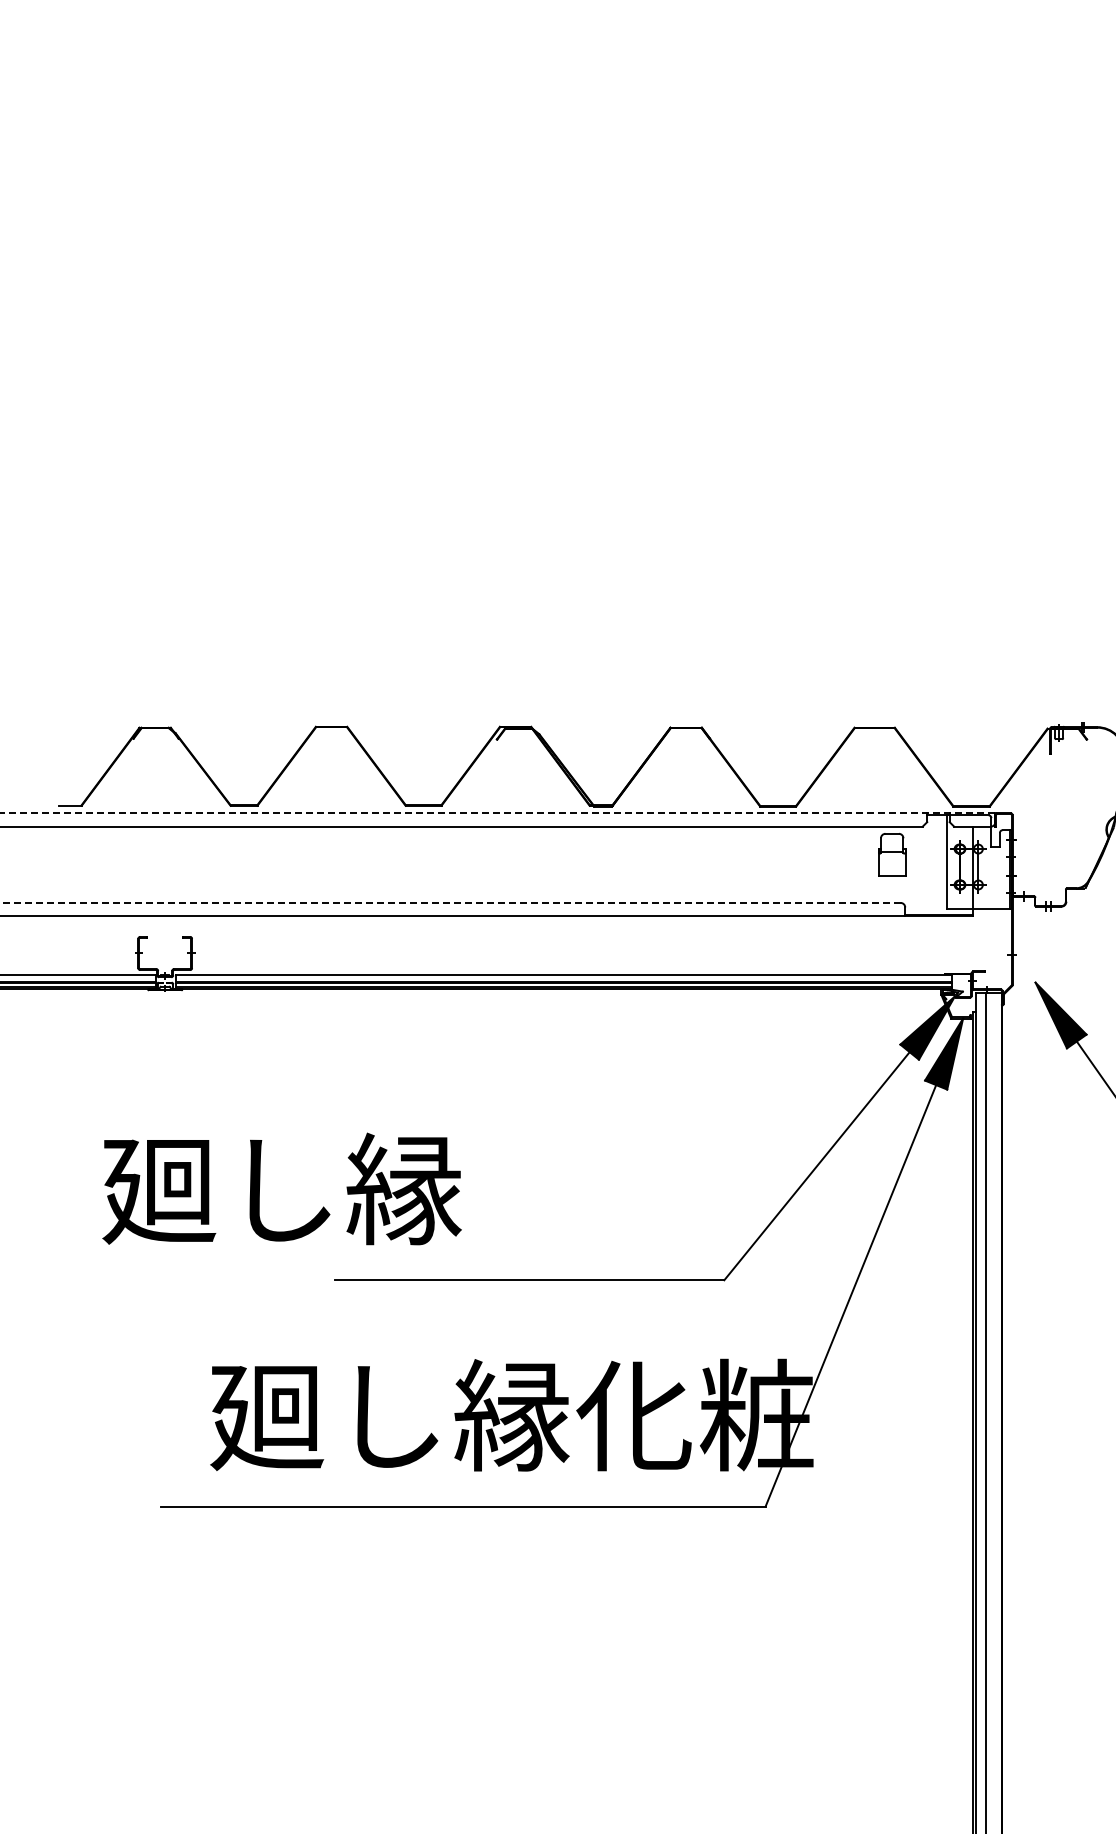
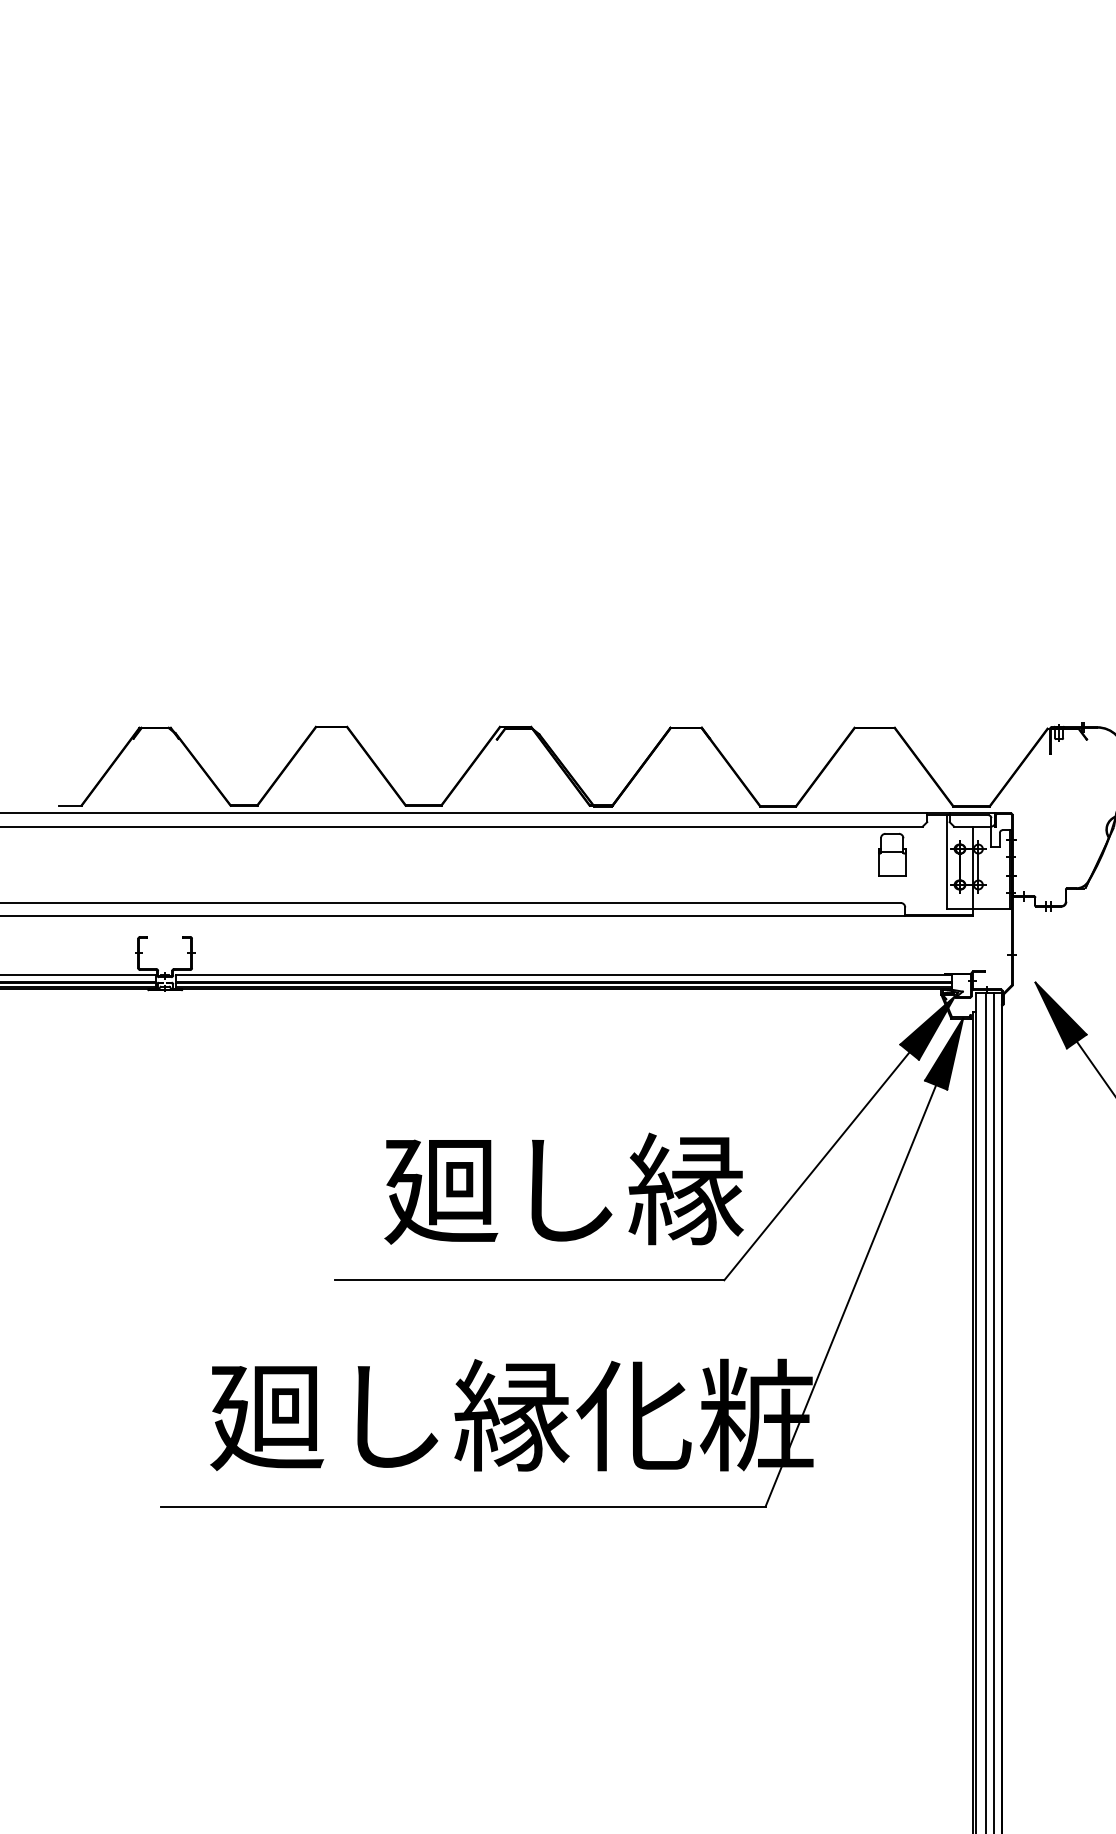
line: dashed -> solid (497, 813)
line: dashed -> solid (450, 902)
text position: (281, 1188) -> (563, 1188) (563, 1188)
line: none -> present (993, 1411)
